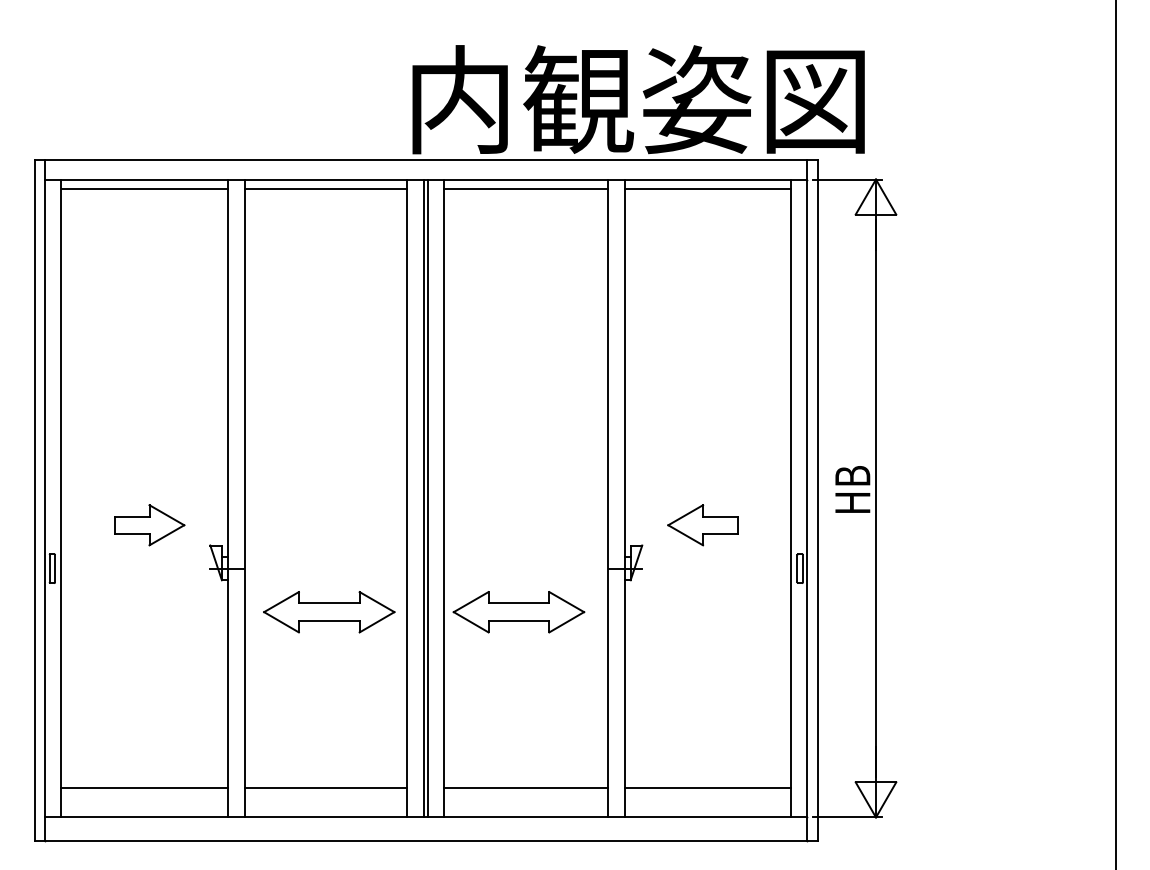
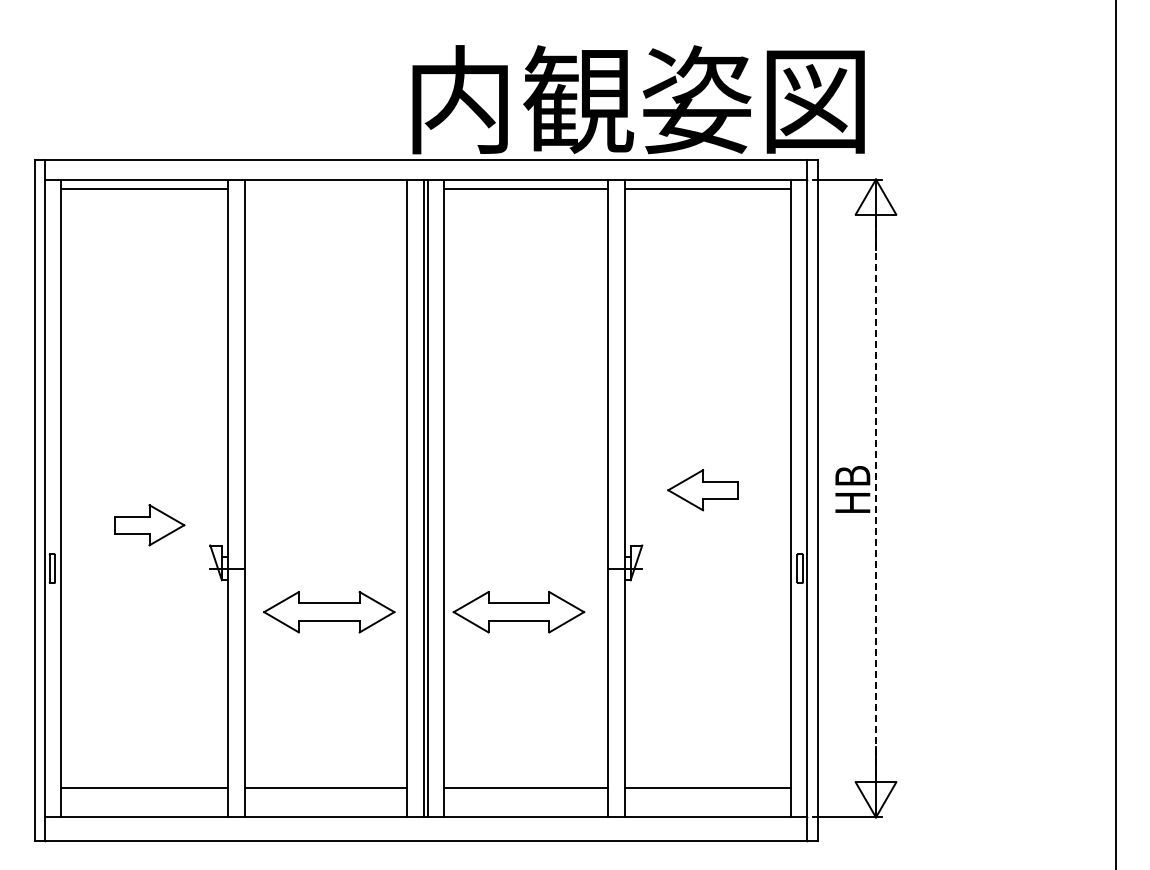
line: present -> none (325, 189)
line: solid -> dashed (876, 497)
part position: (702, 525) -> (702, 490) (702, 490)
